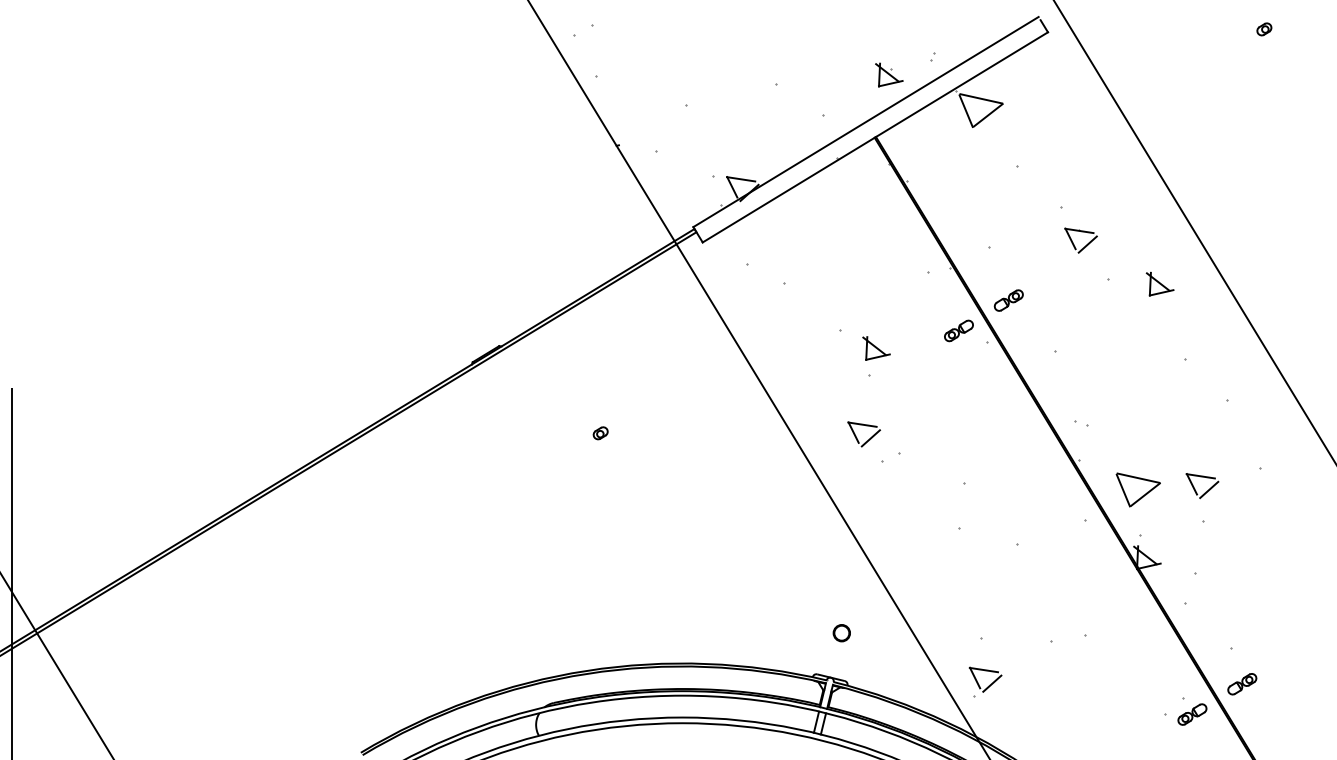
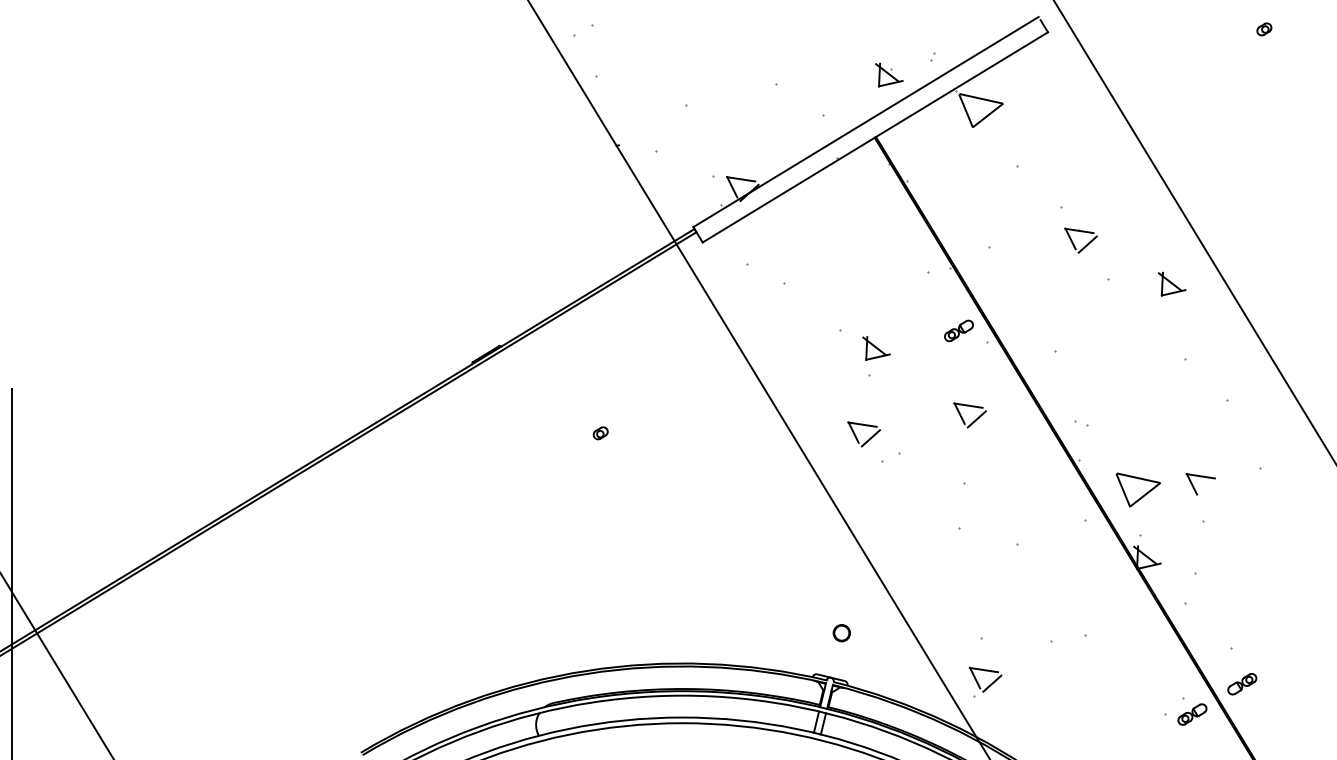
part position: (1159, 283) -> (1171, 283) (1171, 283)
part: present -> none (1008, 300)
part: none -> present (963, 418)
line: present -> none (1209, 489)
